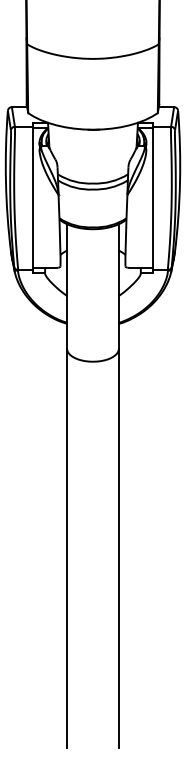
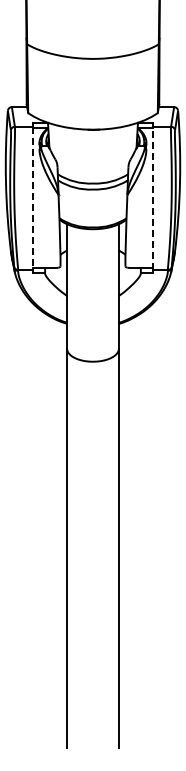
line: solid -> dashed (32, 198)
line: solid -> dashed (153, 198)
